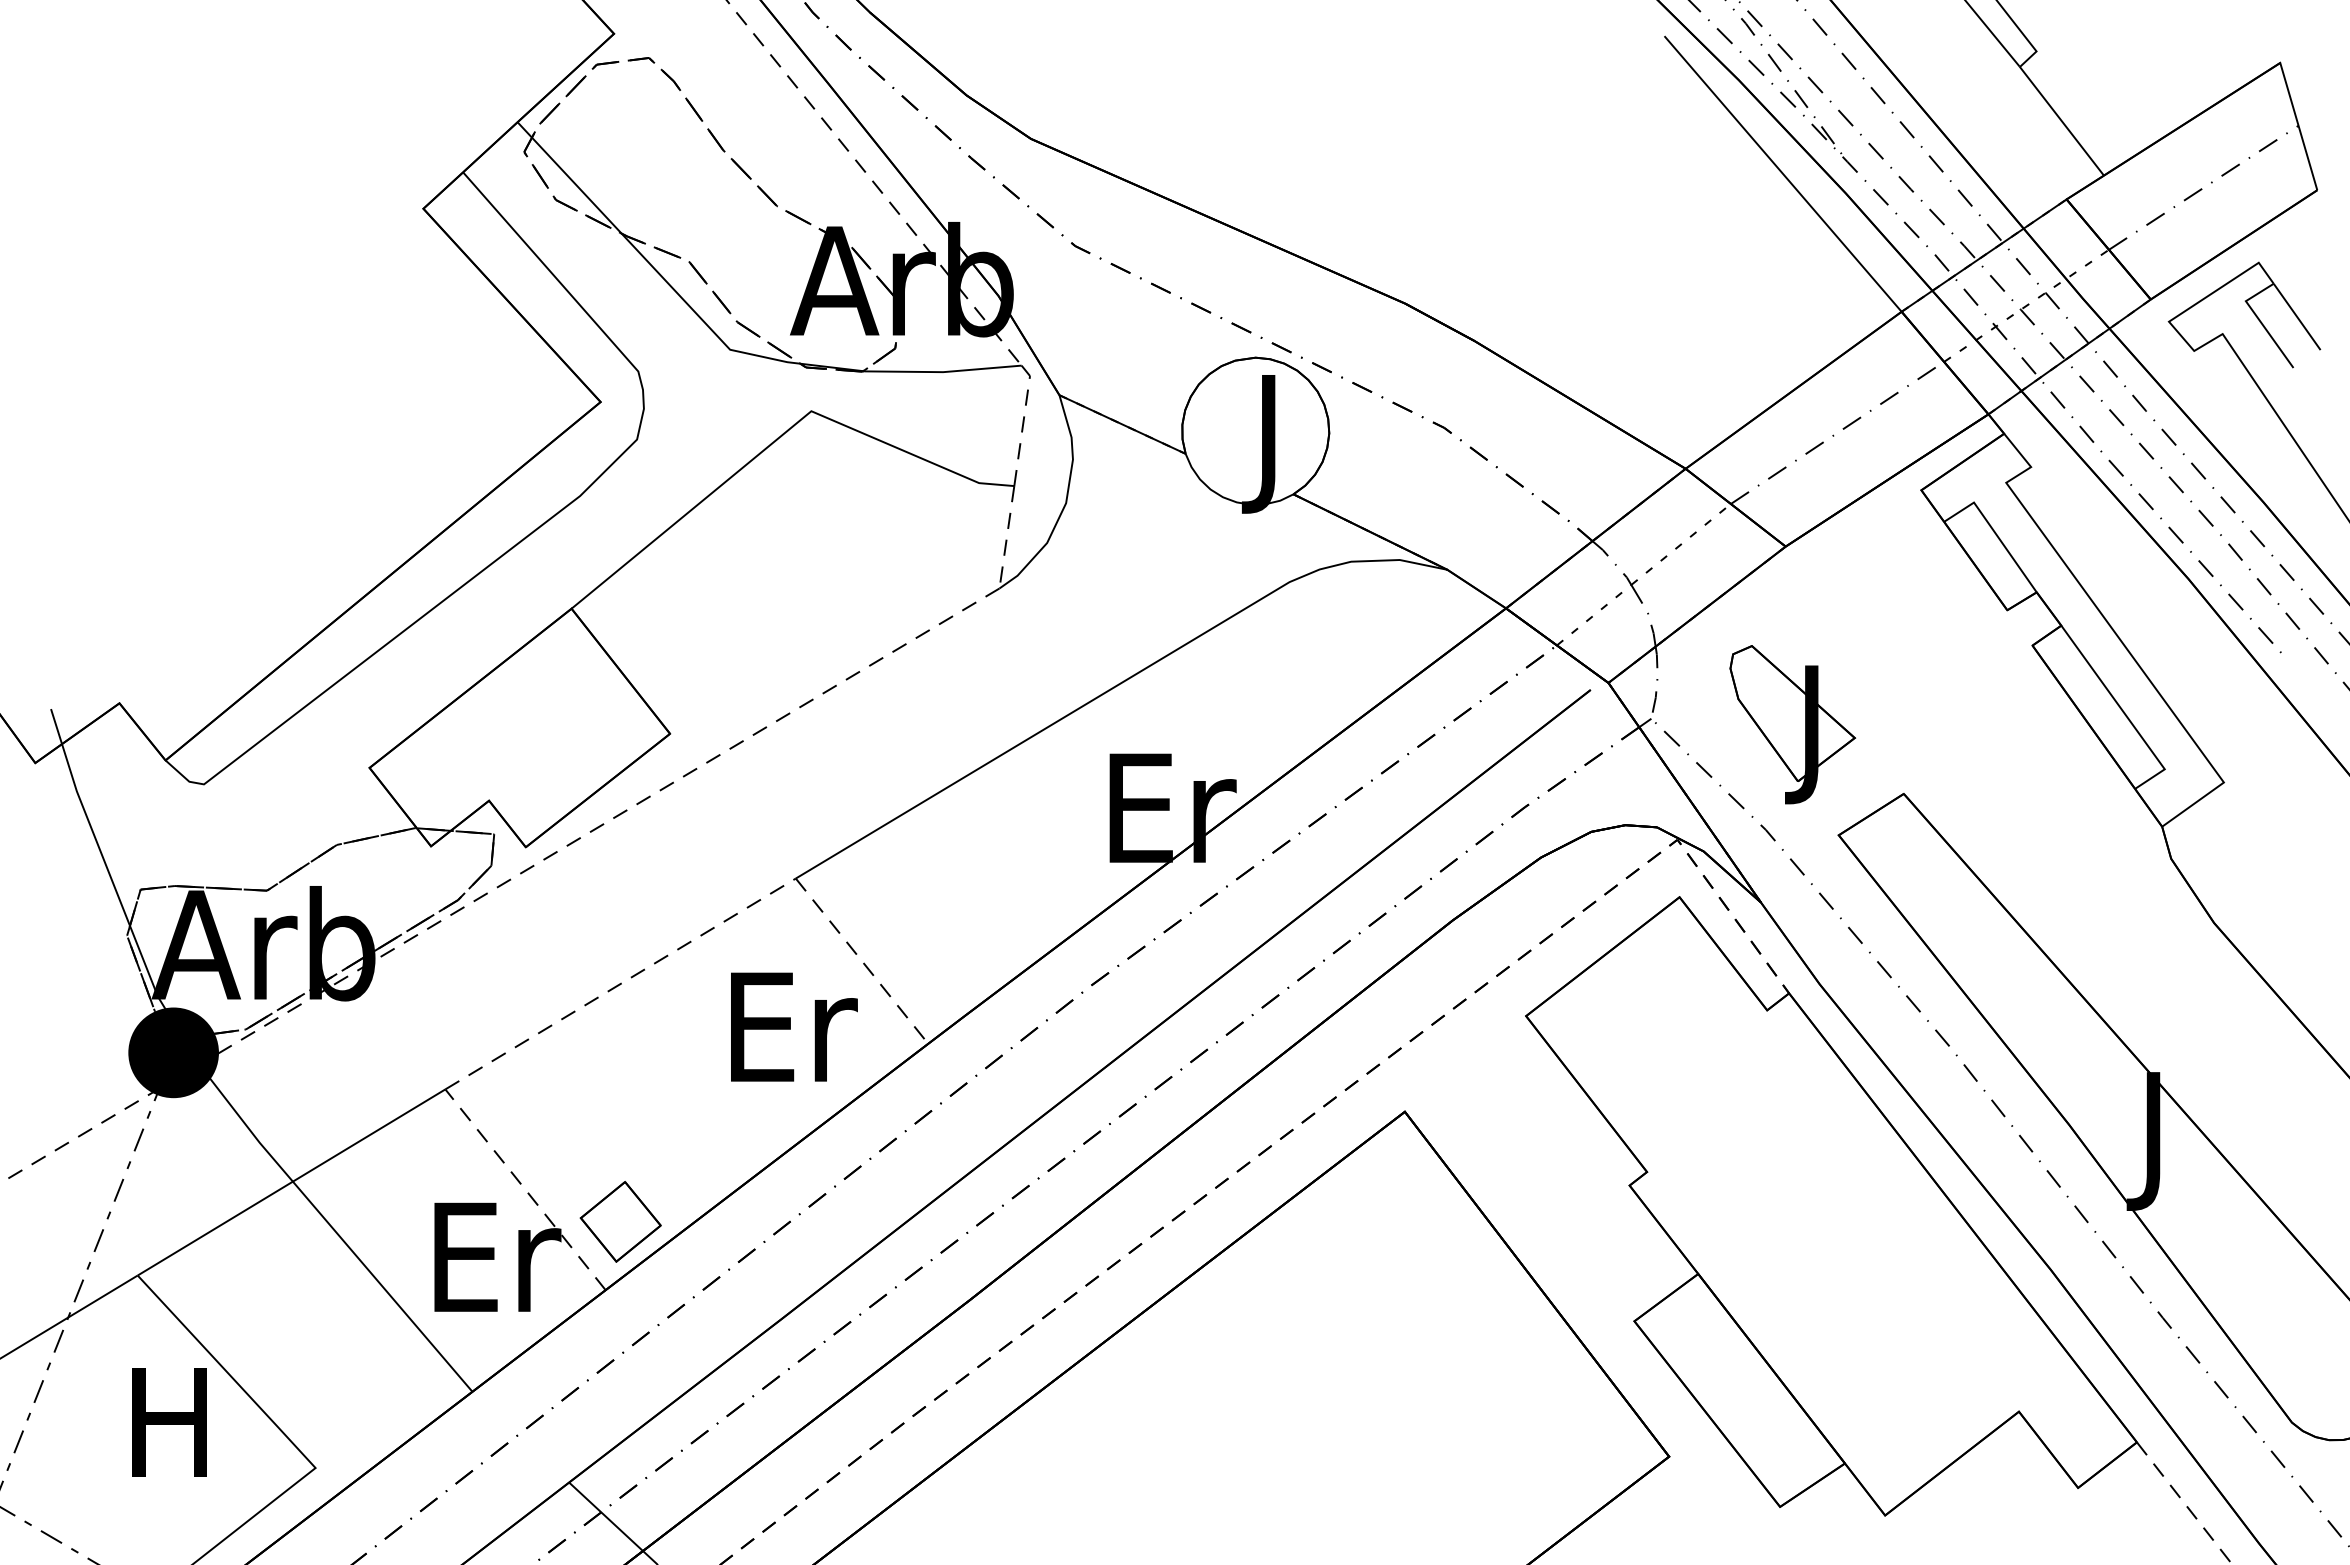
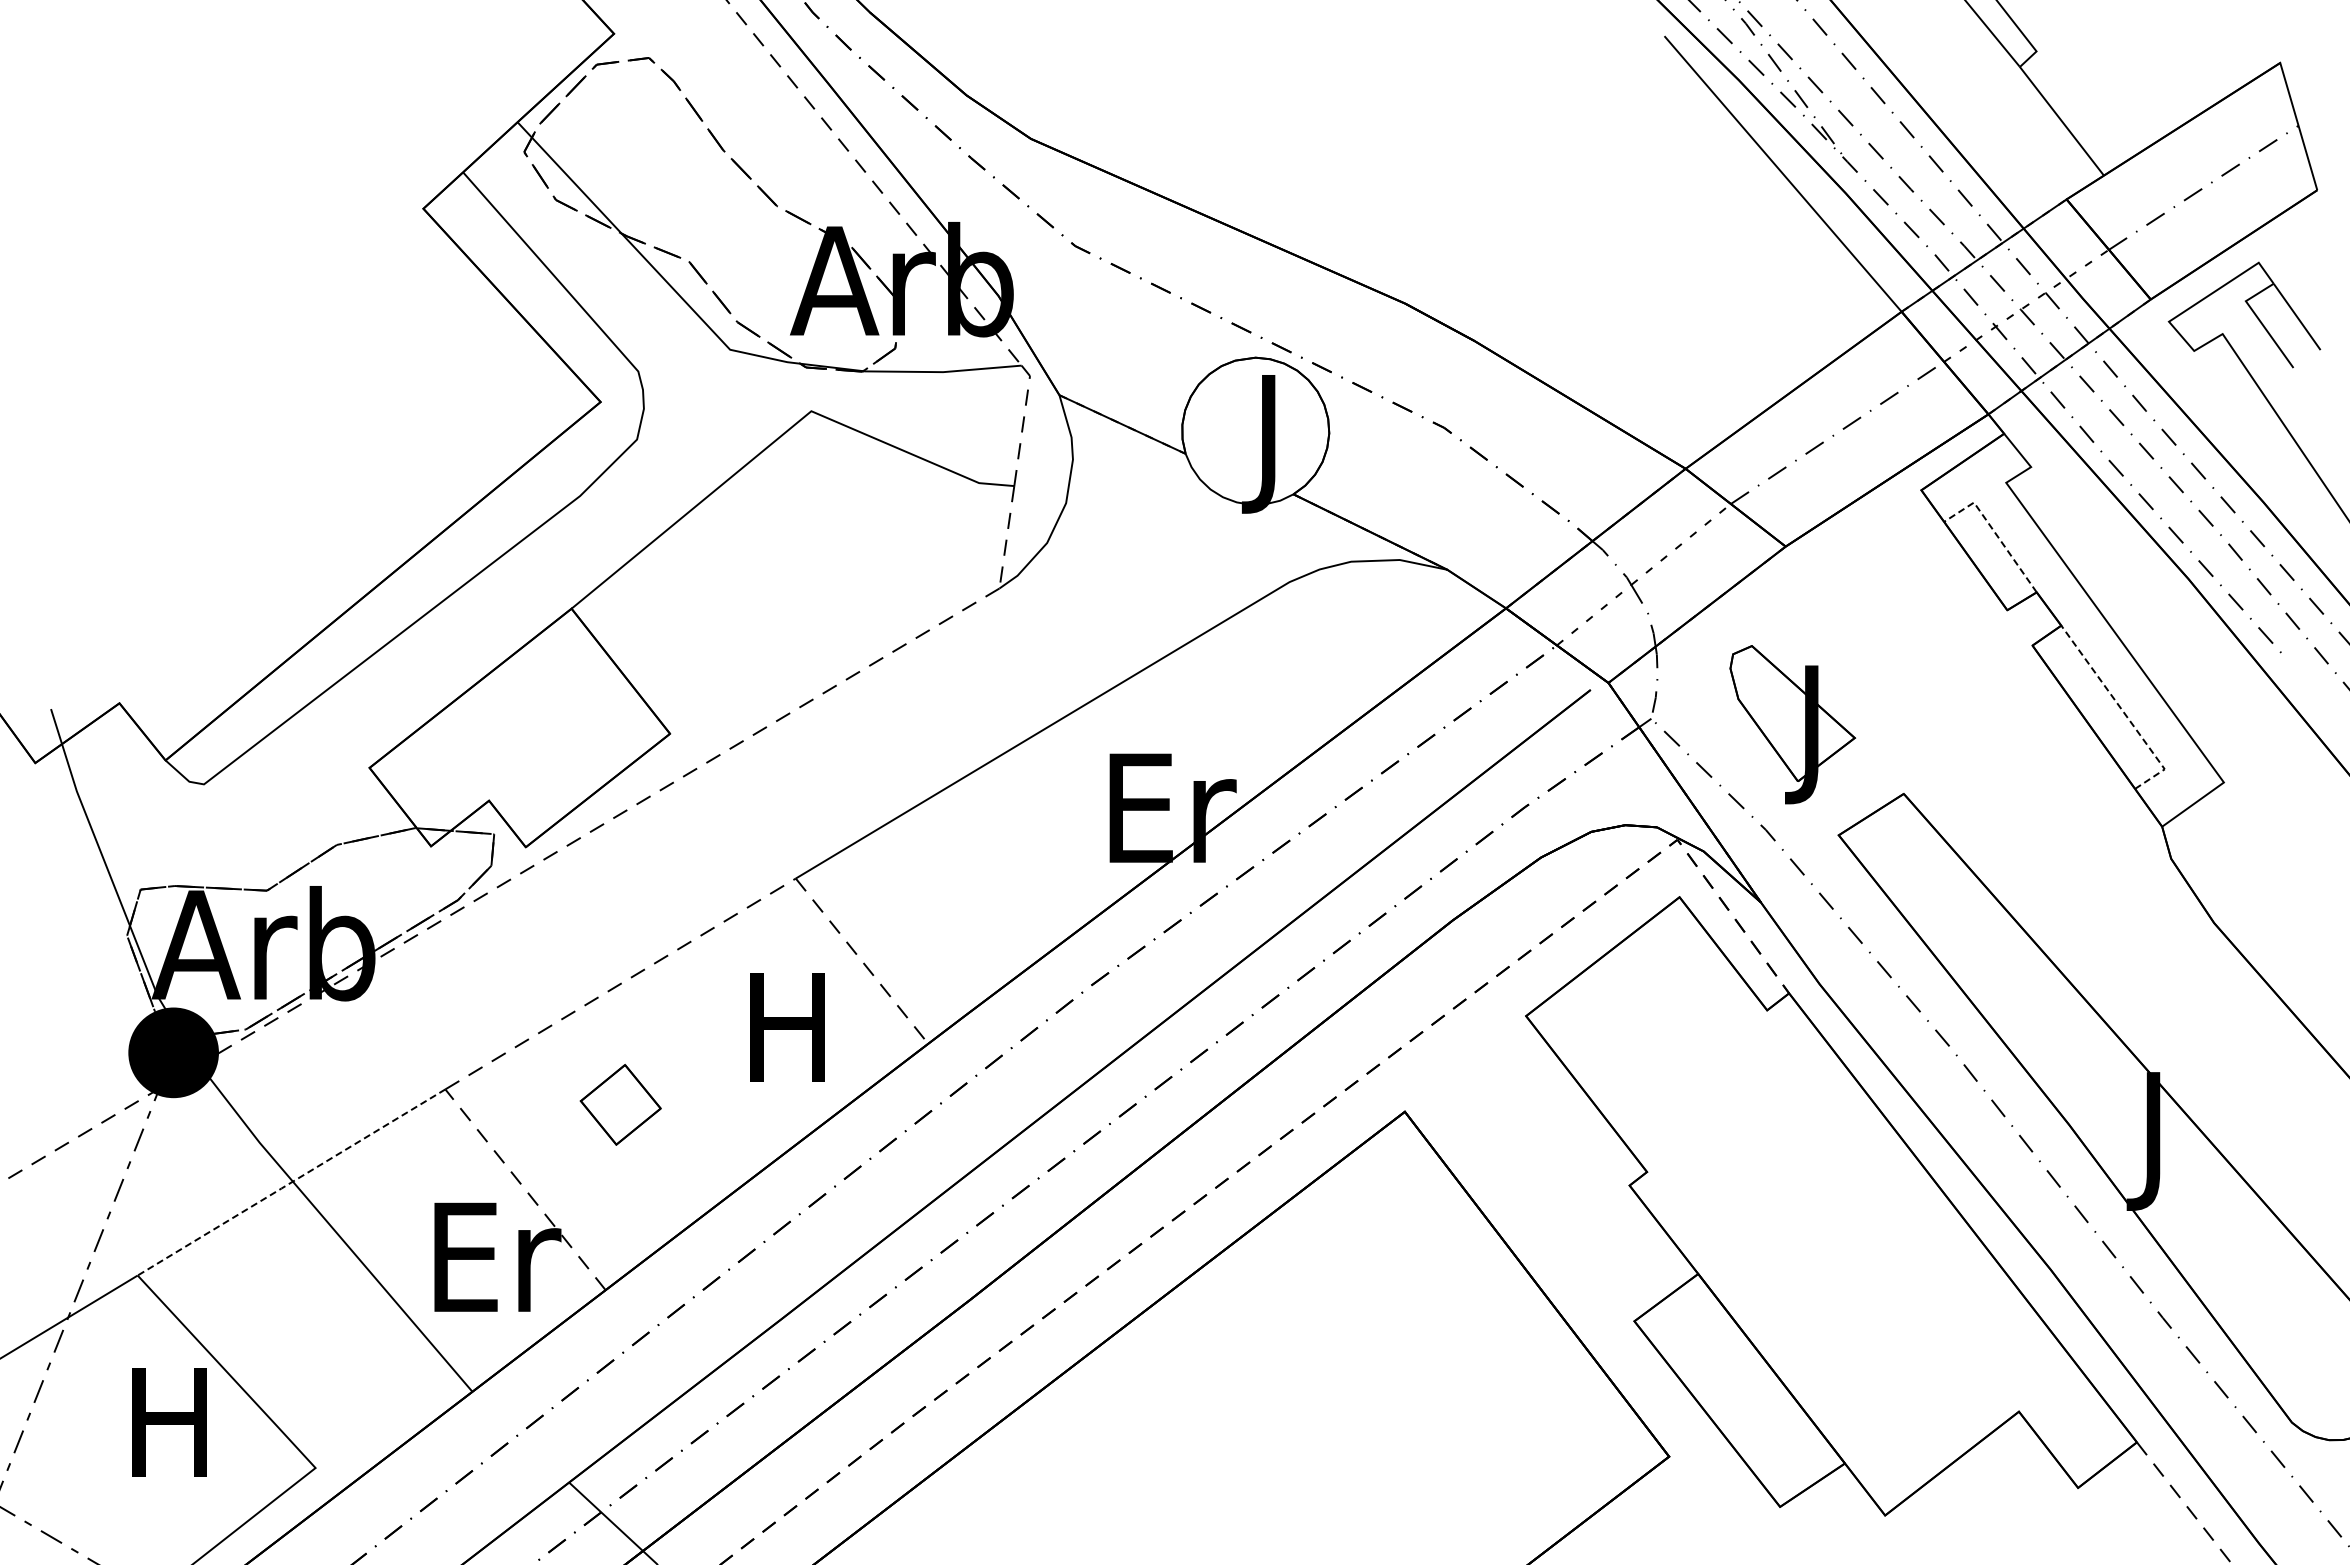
line: solid -> dashed (1994, 531)
line: solid -> dashed (2123, 712)
text: Er -> H (794, 1026)
line: solid -> dashed (290, 1182)
part position: (620, 1221) -> (620, 1104) (620, 1104)
